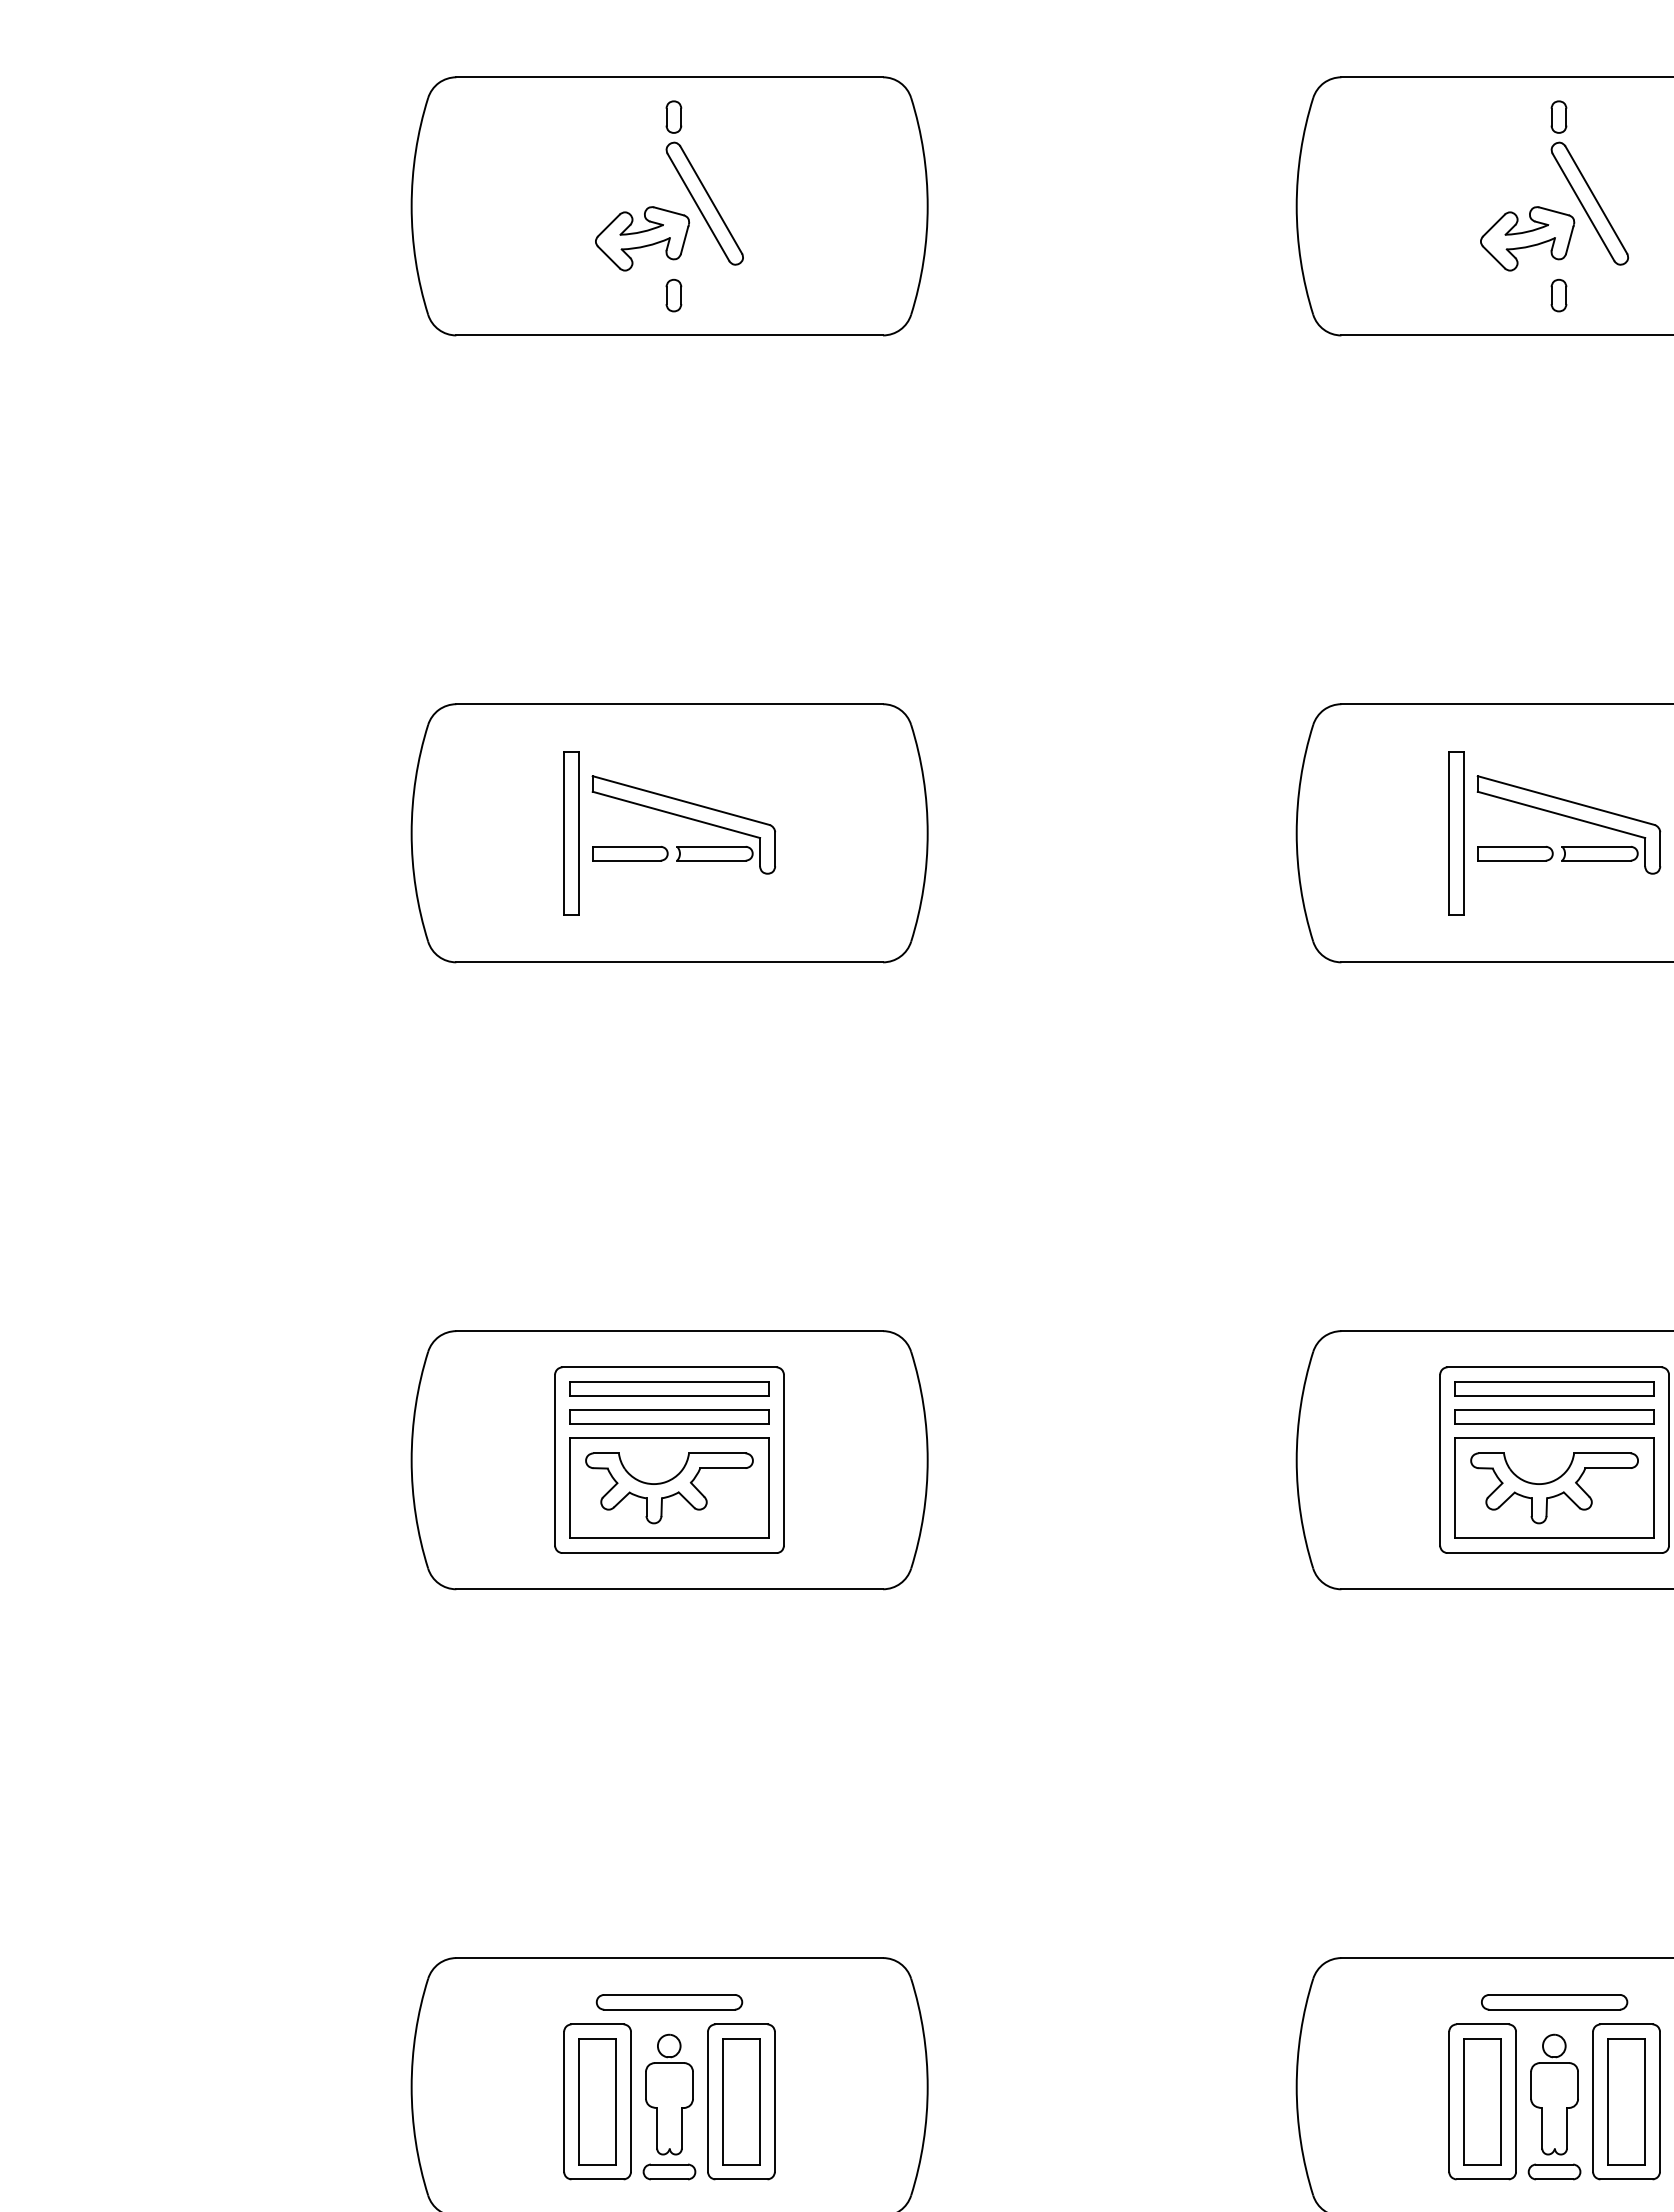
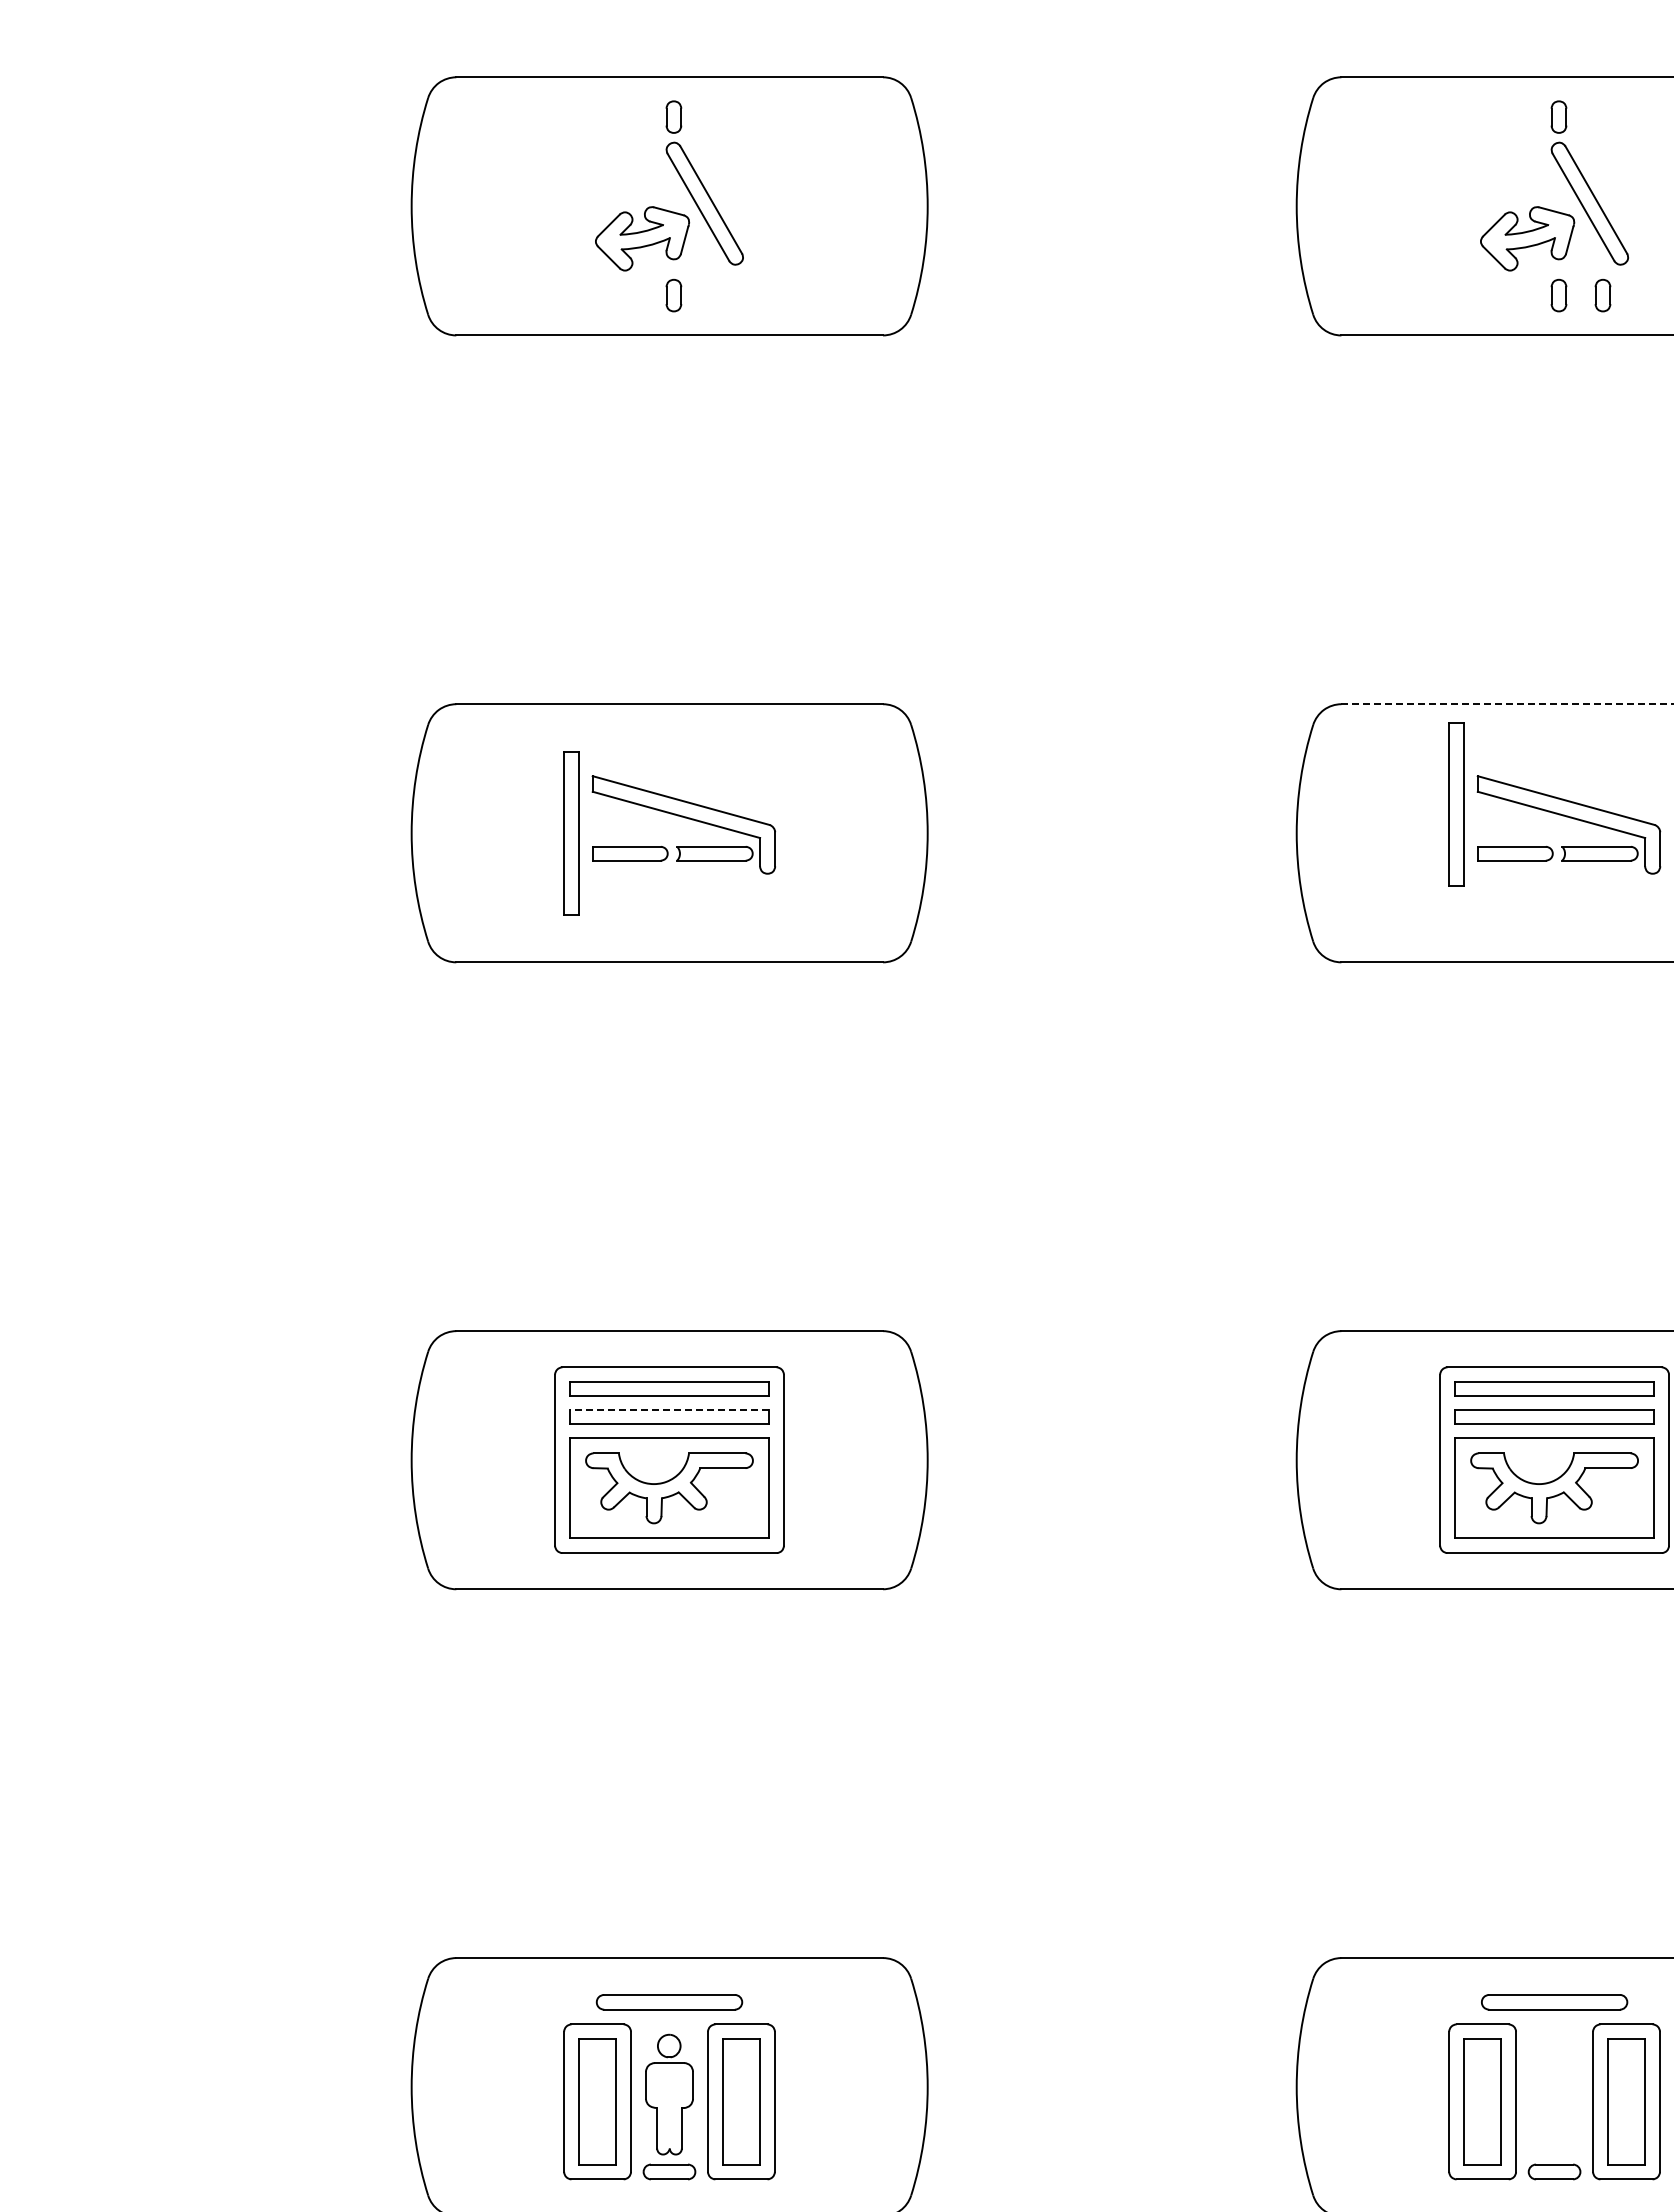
part: none -> present (1602, 295)
line: solid -> dashed (1507, 704)
part position: (1456, 833) -> (1456, 804) (1456, 804)
line: solid -> dashed (669, 1410)
part: present -> none (1554, 2094)
